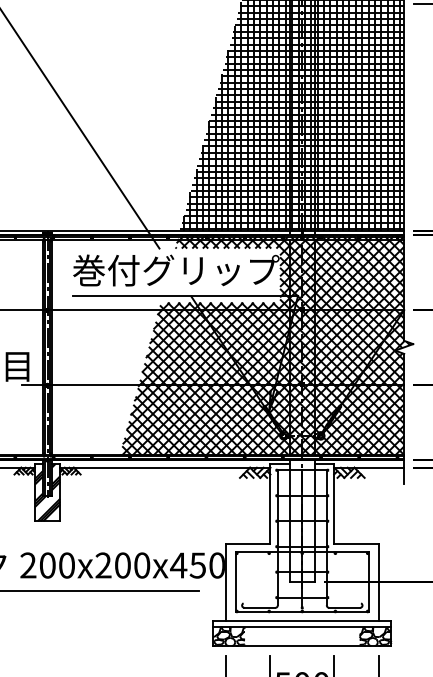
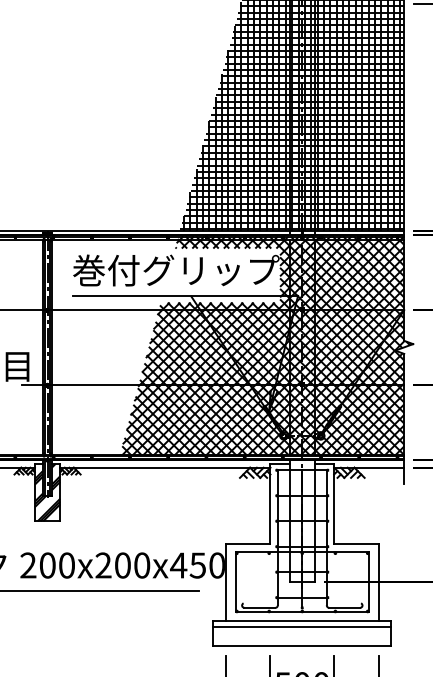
line: present -> none (80, 129)
hatch: present -> none (229, 636)
hatch: present -> none (375, 636)
